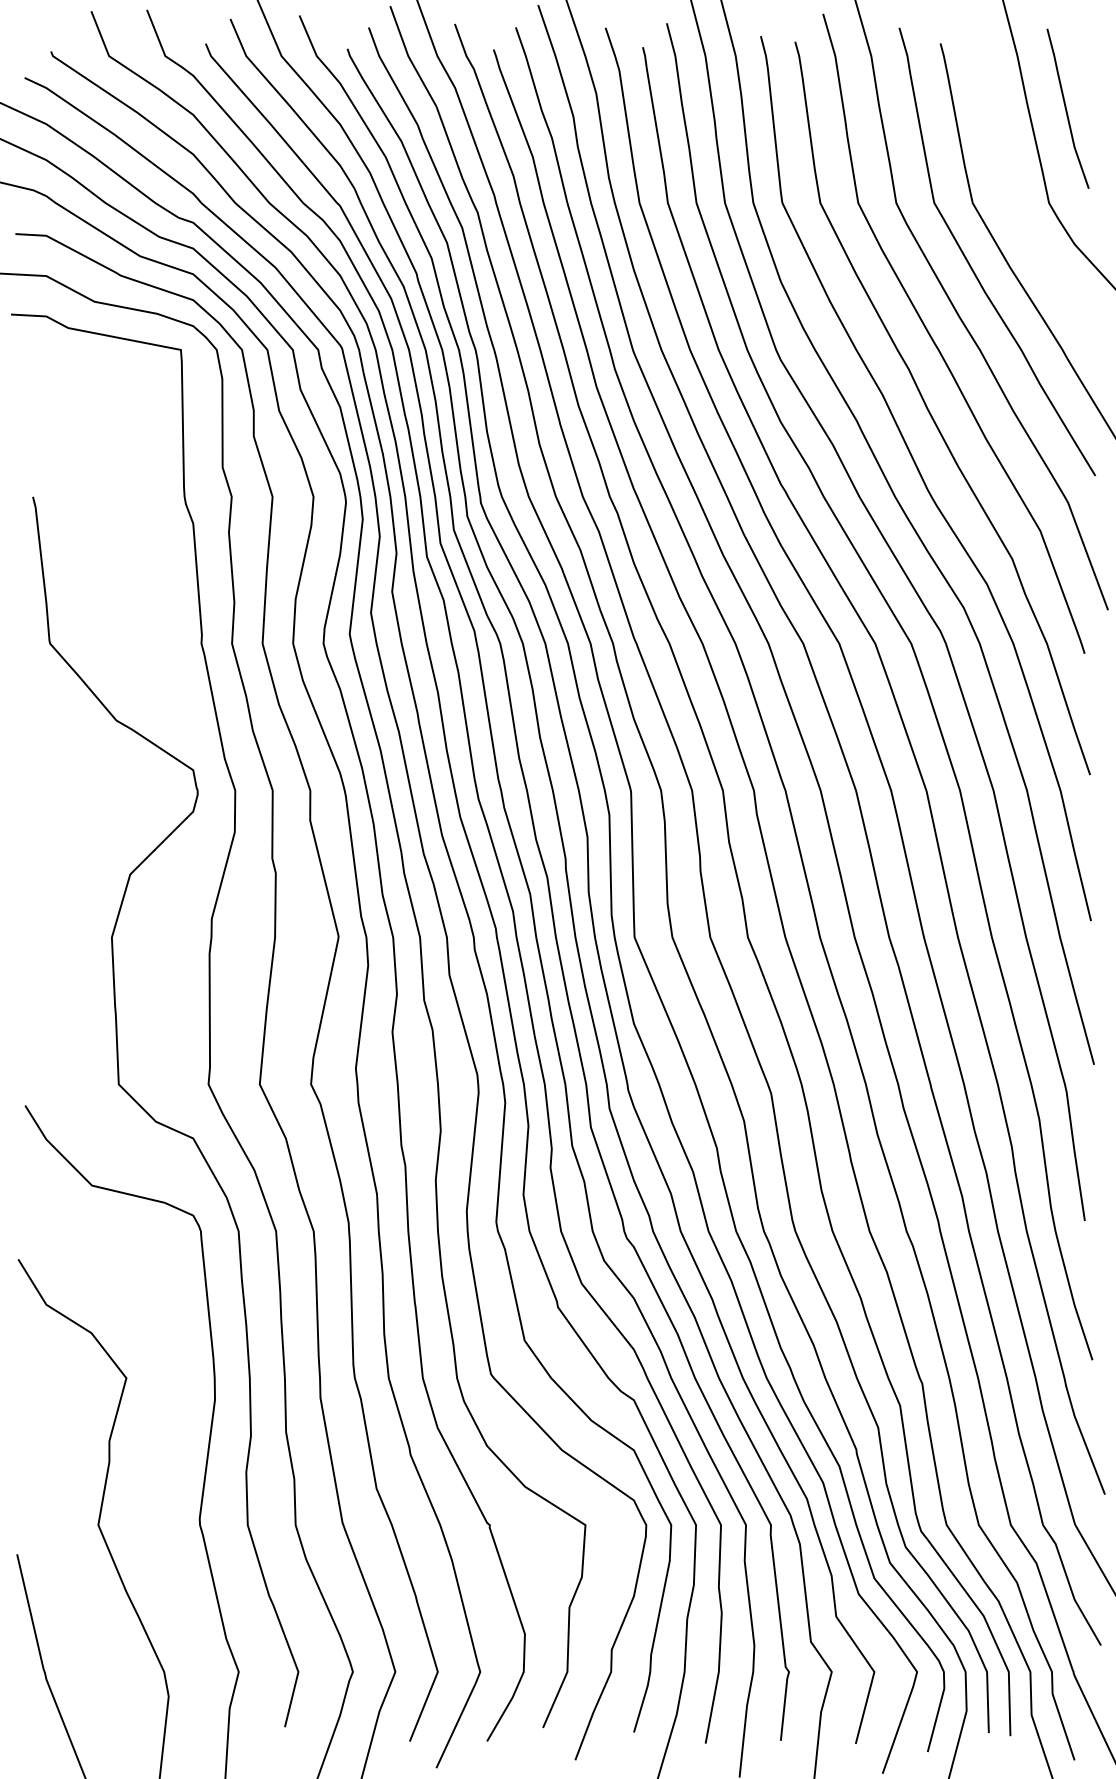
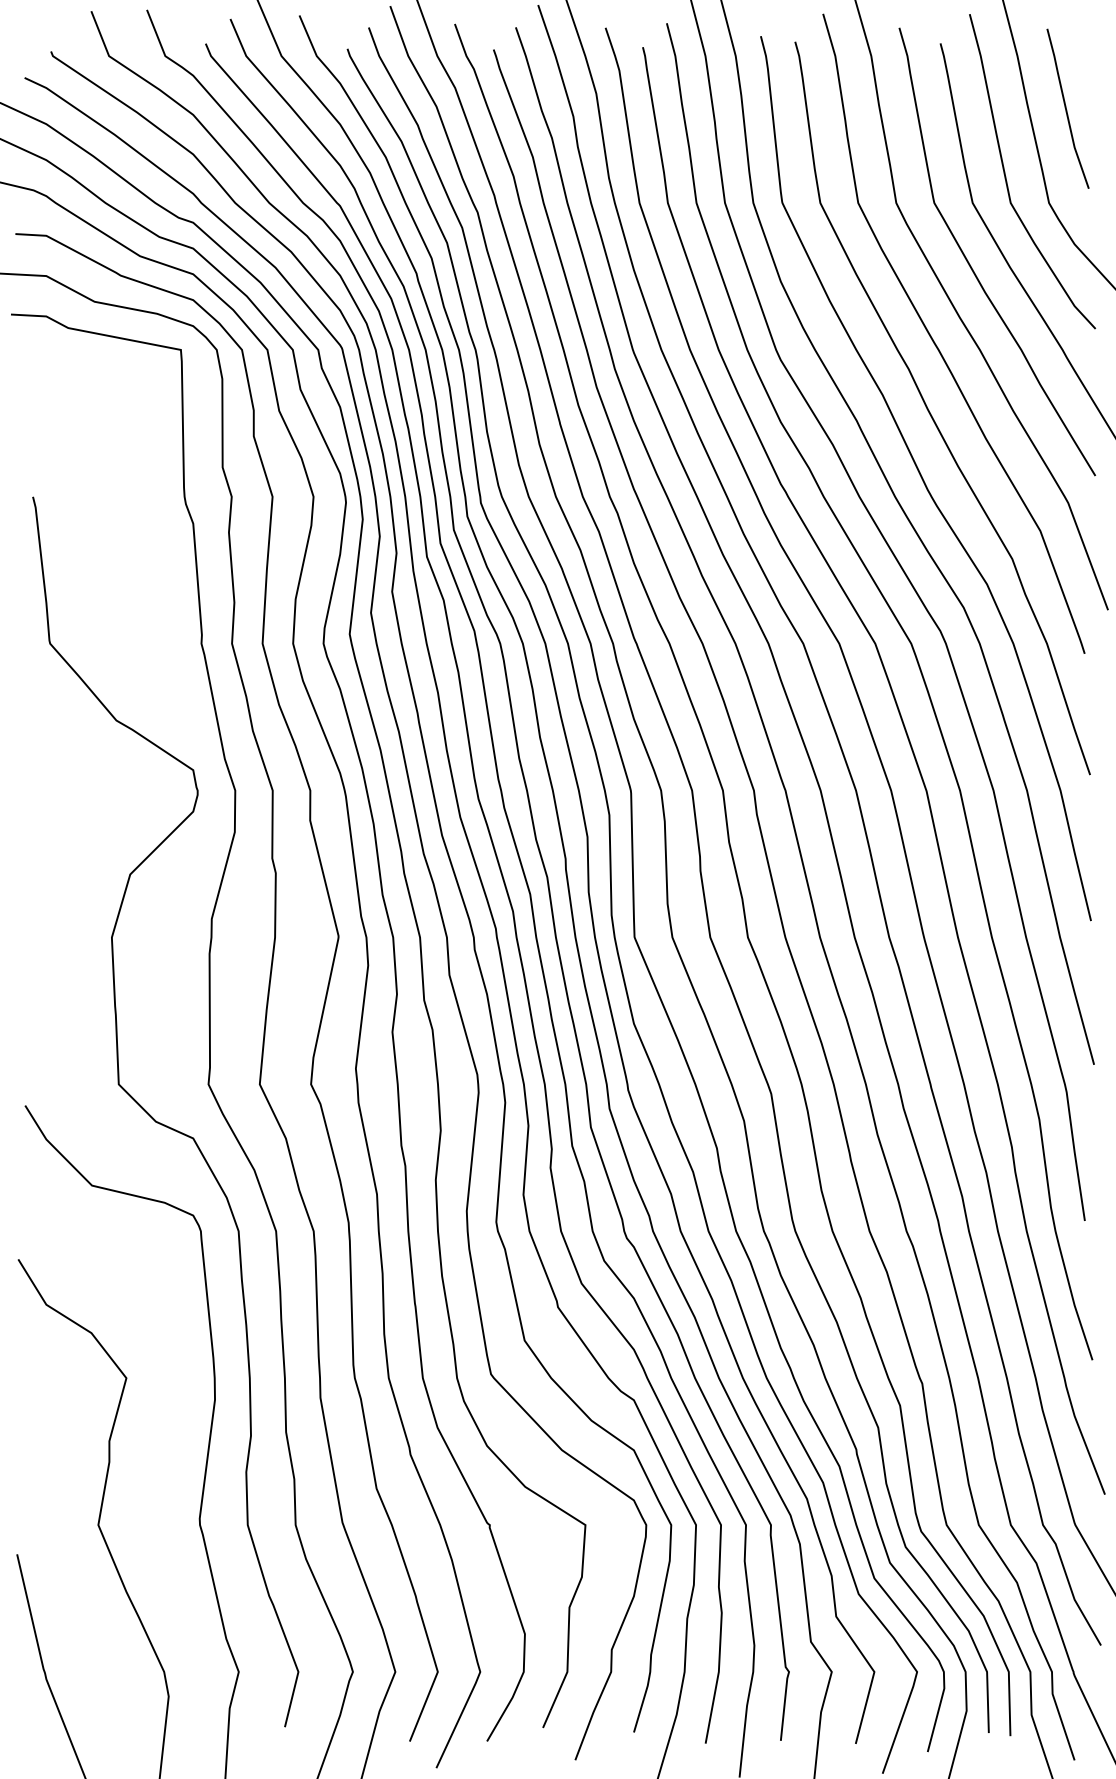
curve: none -> present (1006, 176)
